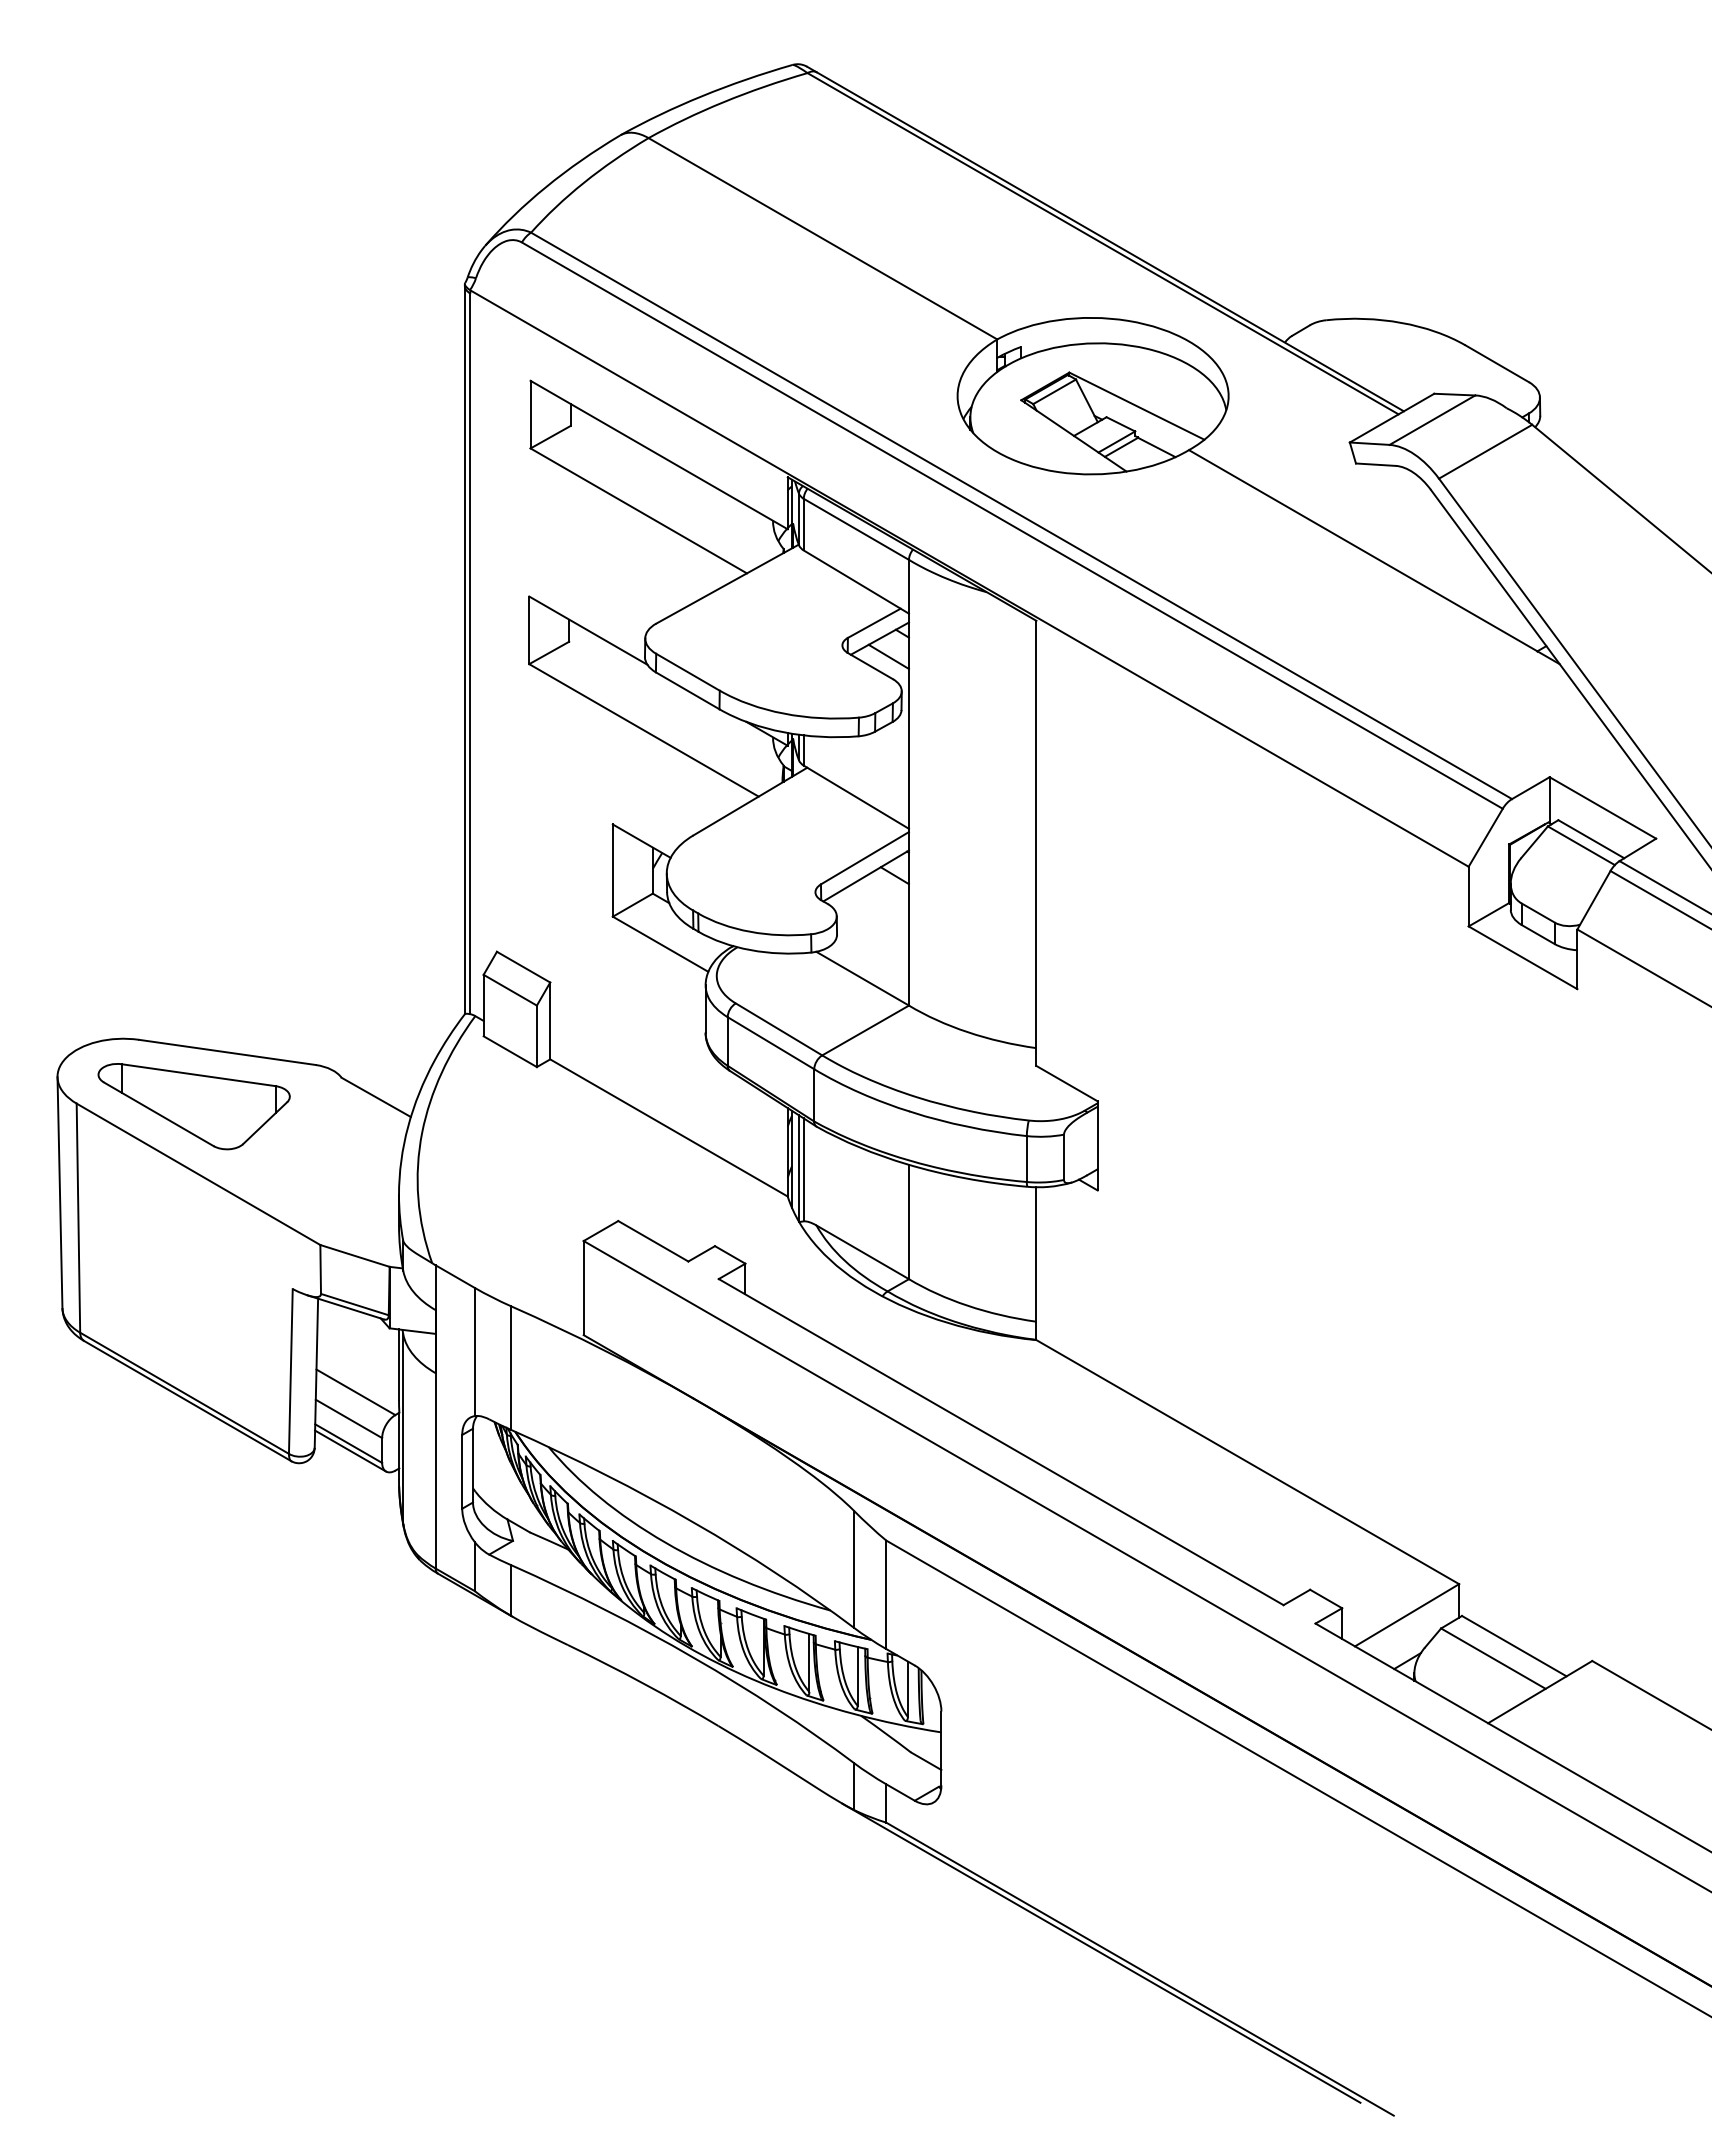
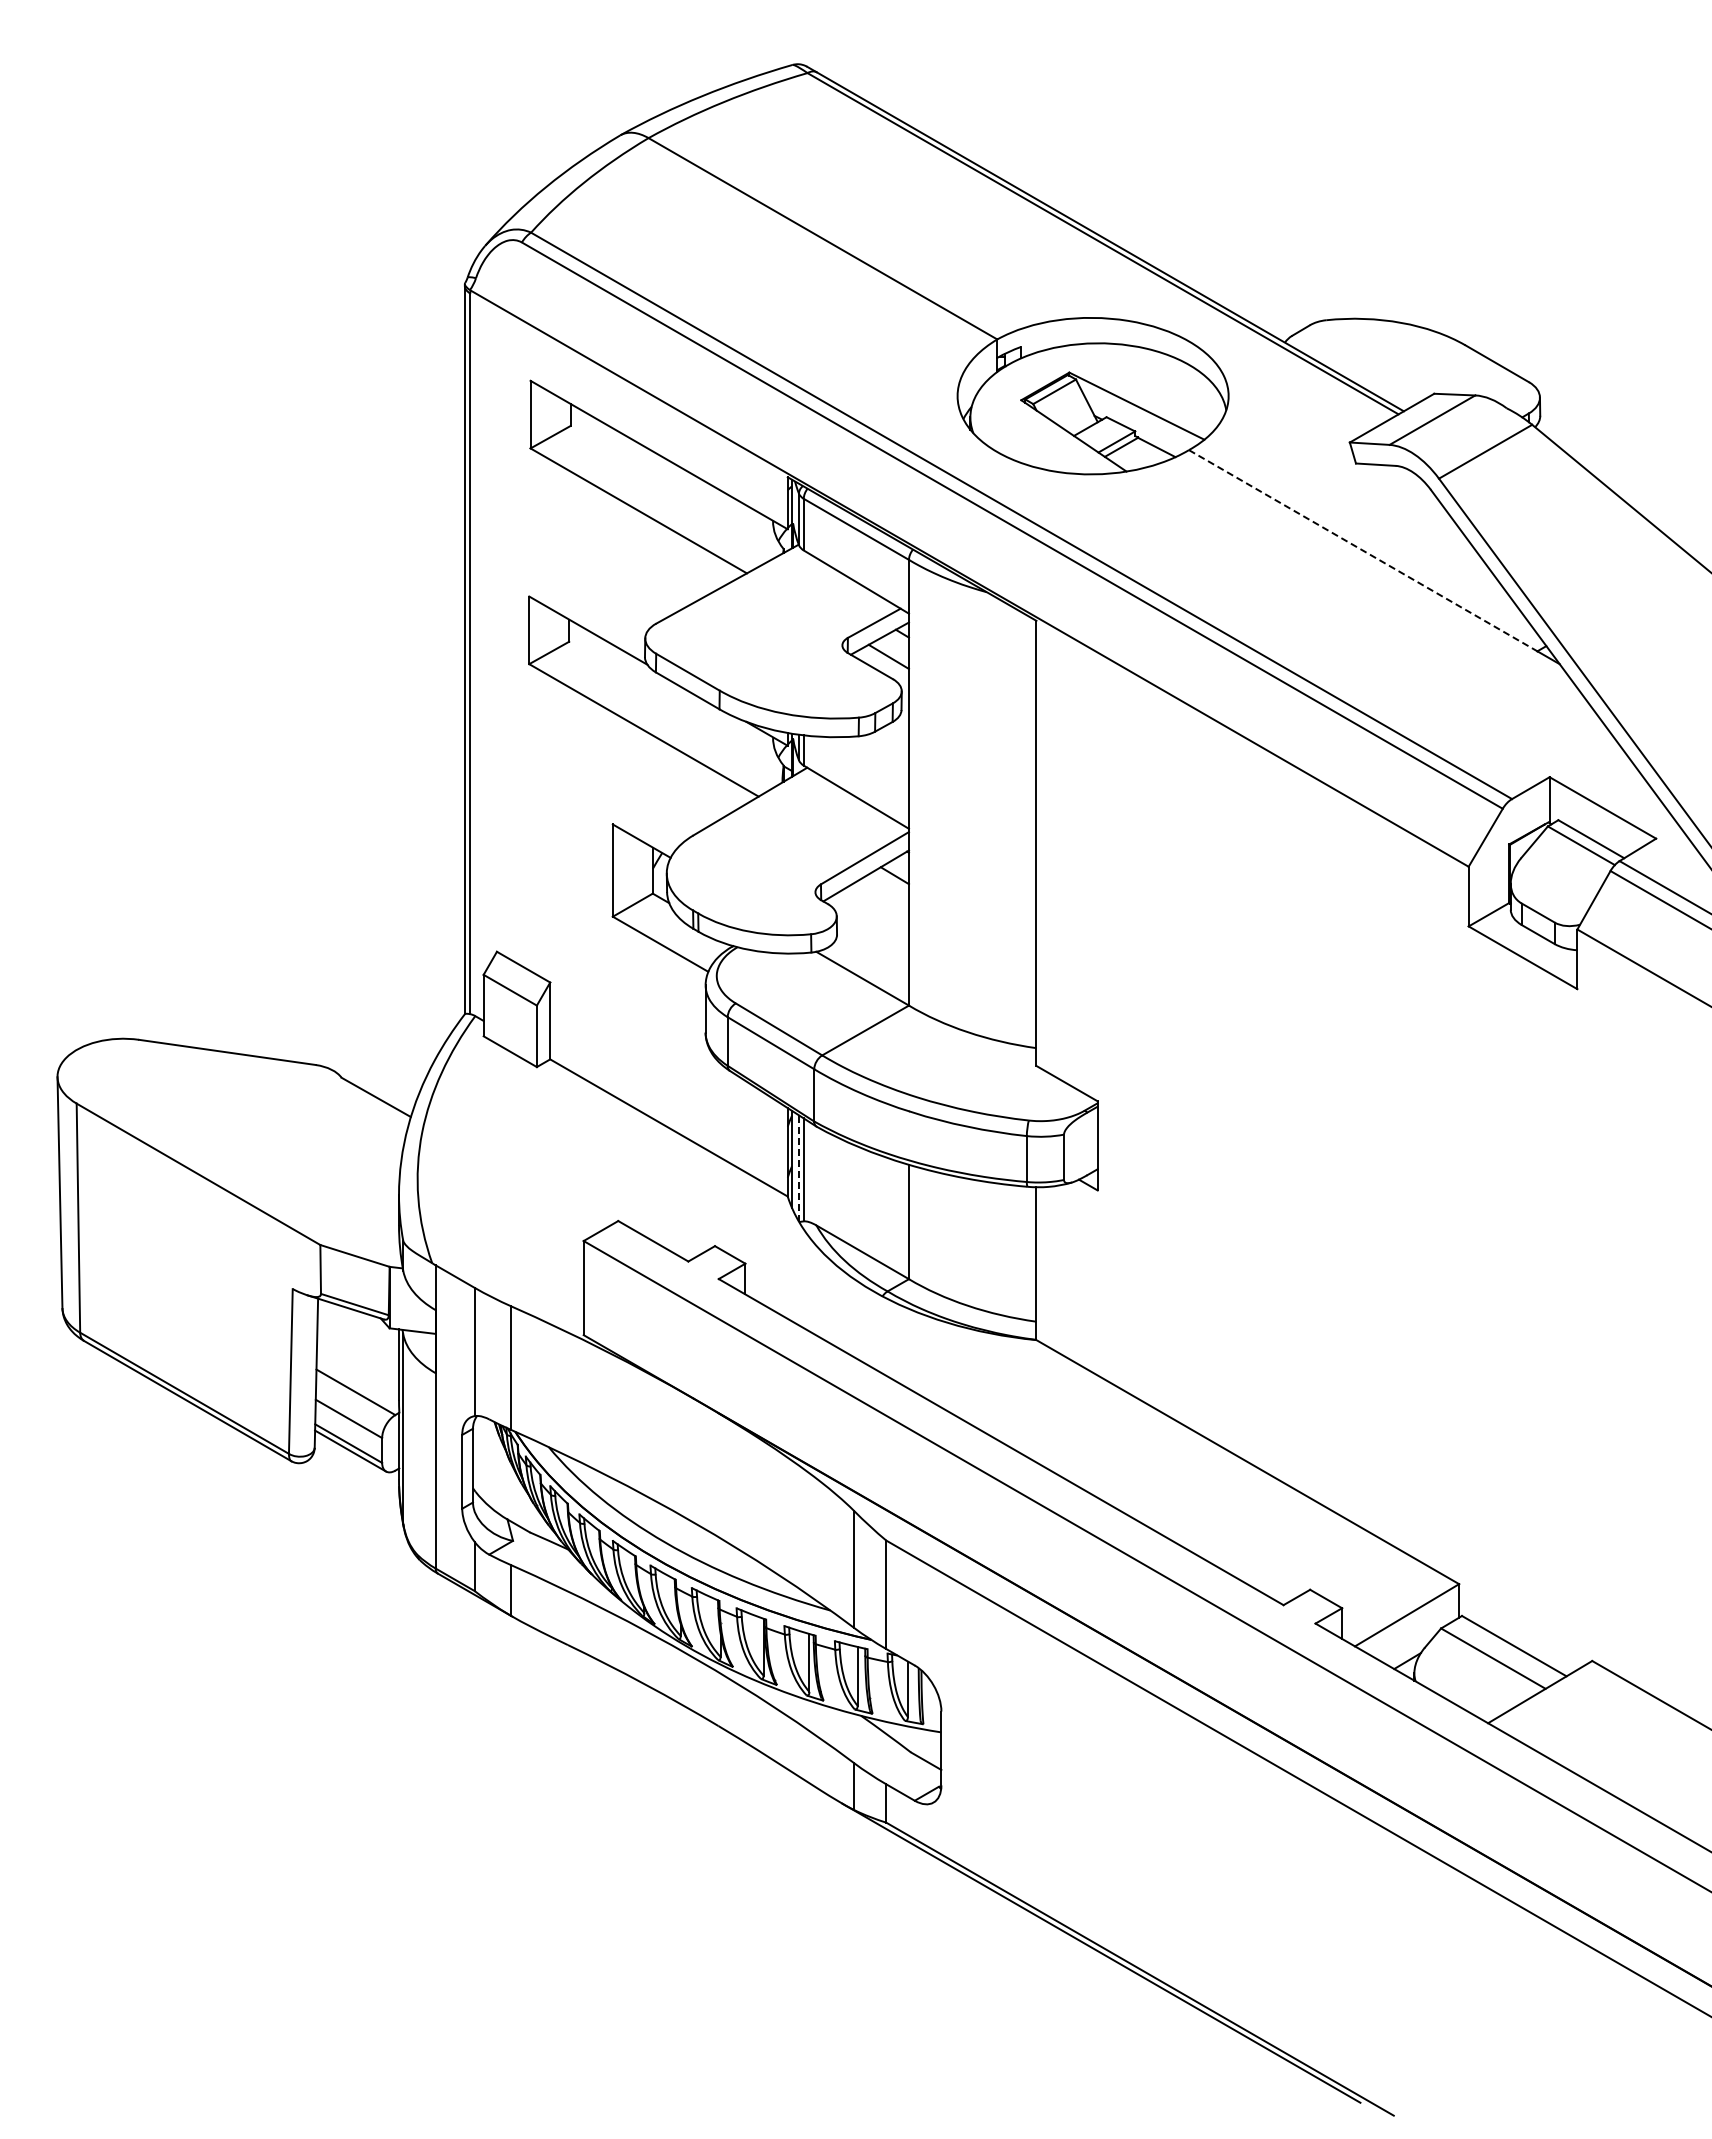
line: solid -> dashed (1363, 550)
part: present -> none (193, 1106)
line: solid -> dashed (799, 1168)
